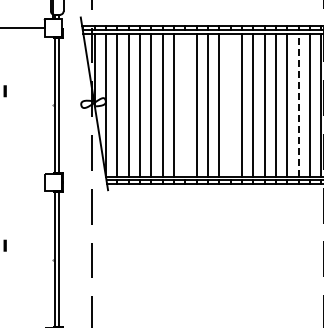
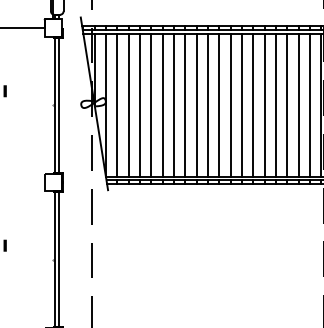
line: dashed -> solid (298, 104)
line: none -> present (185, 105)
line: none -> present (230, 105)
